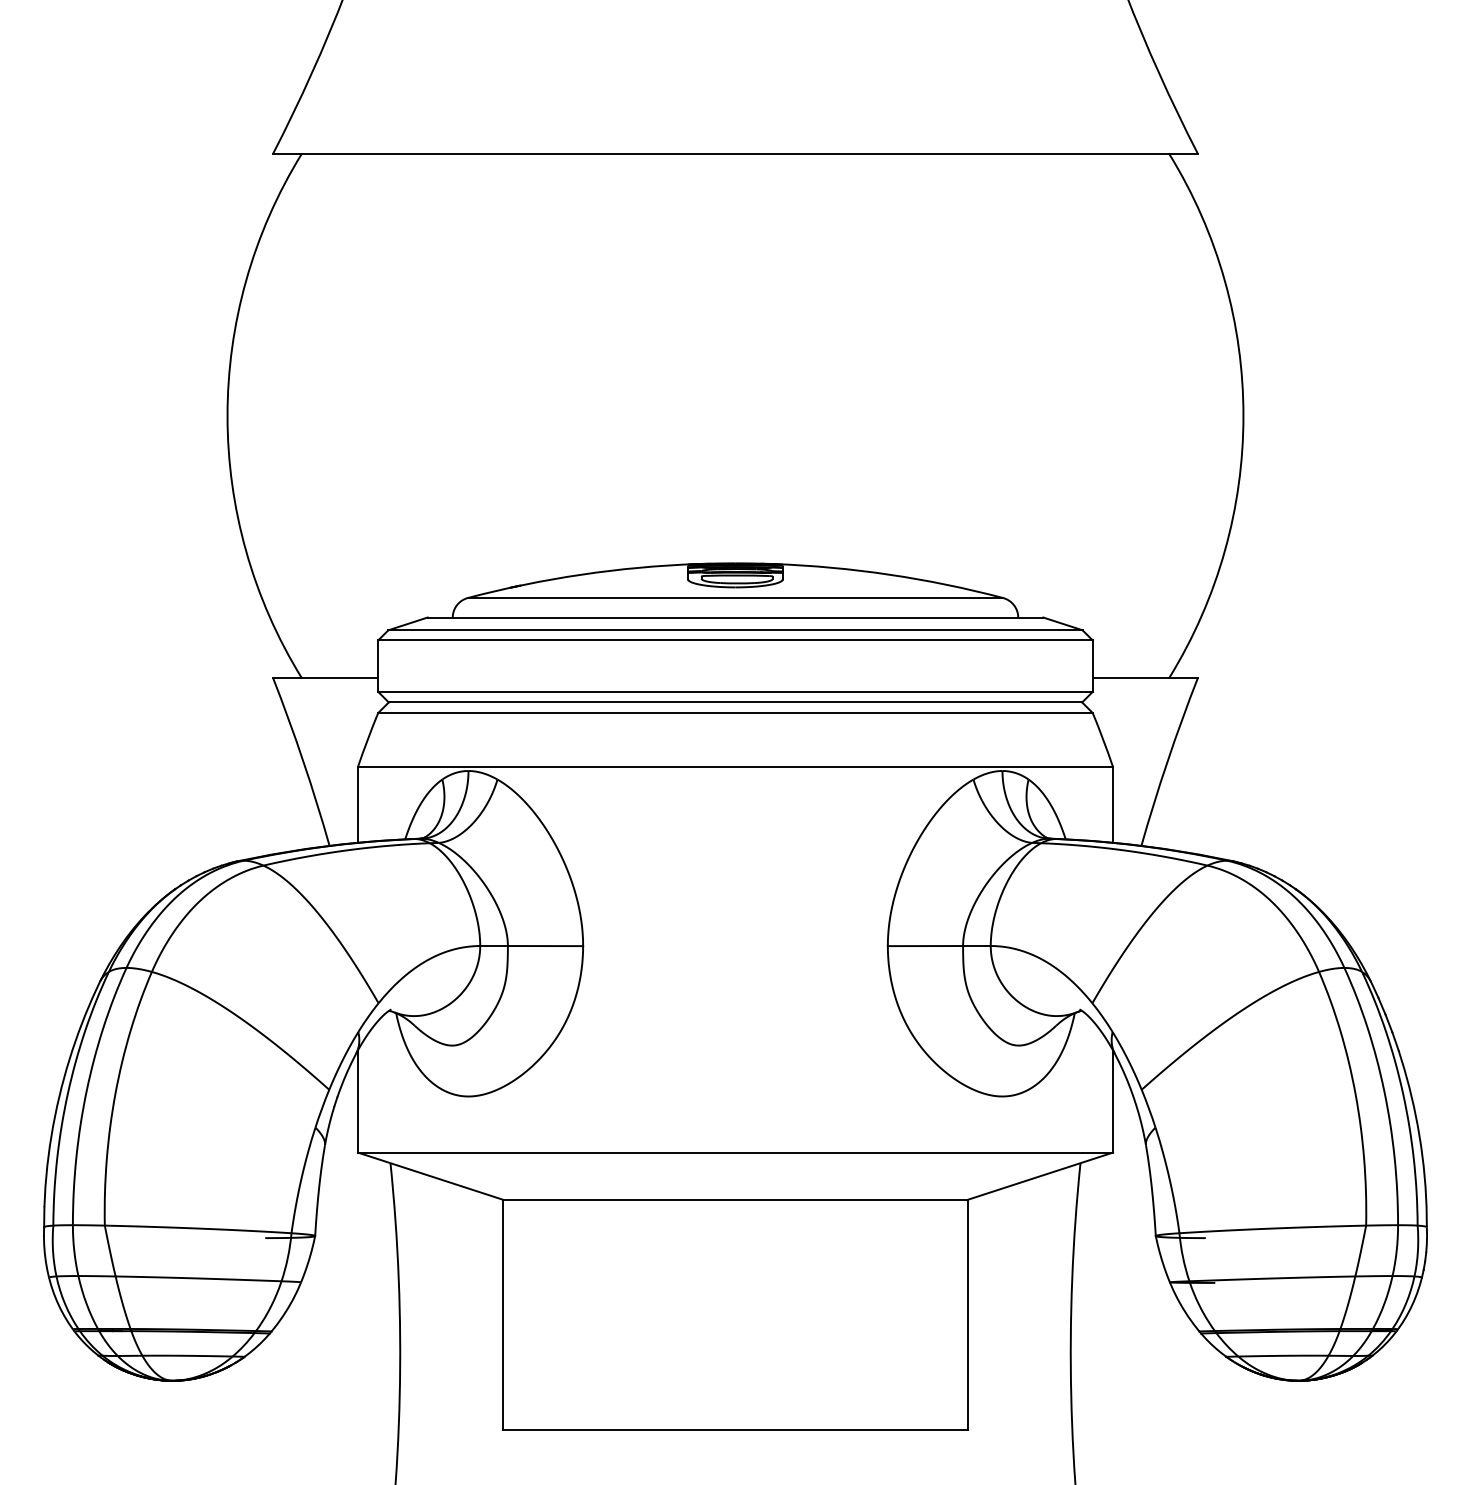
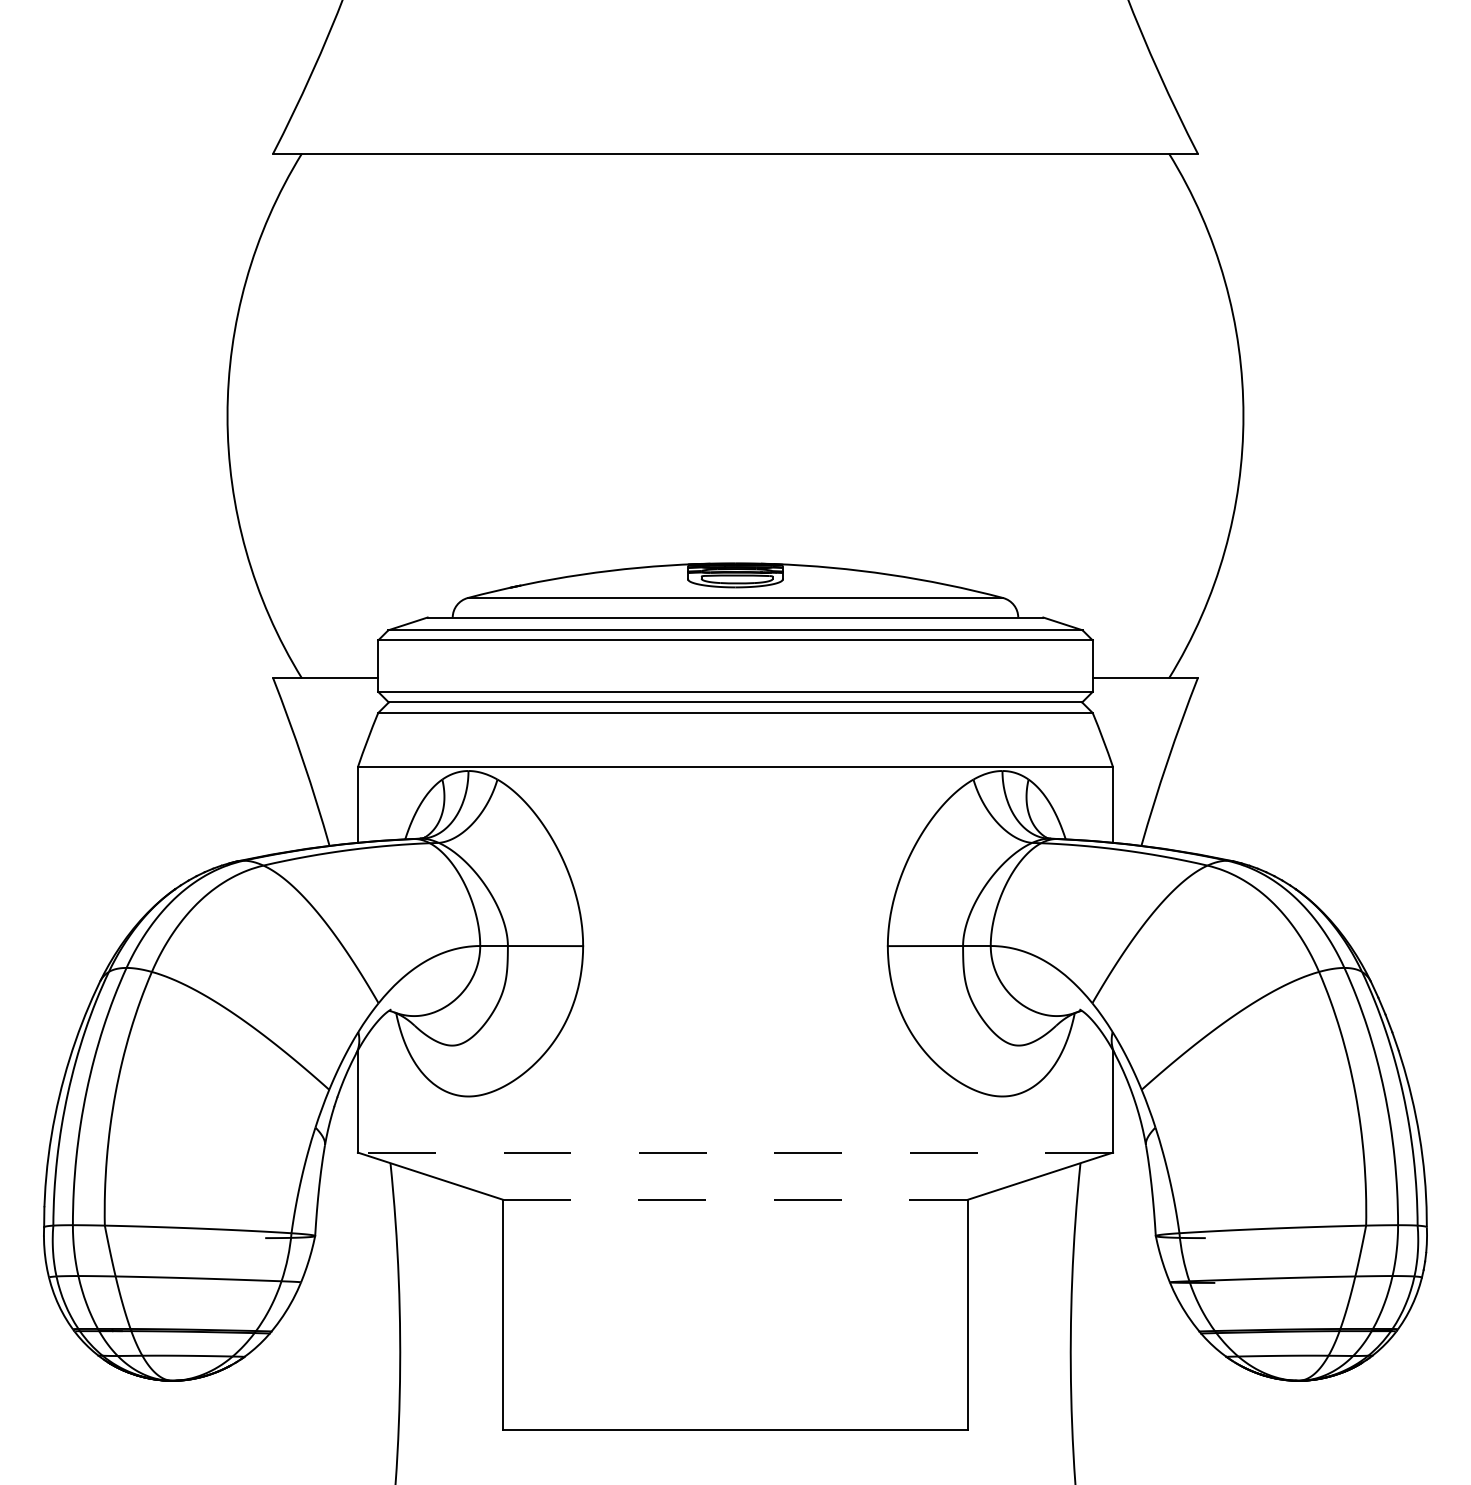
line: solid -> dashed (735, 1152)
line: solid -> dashed (735, 1199)
